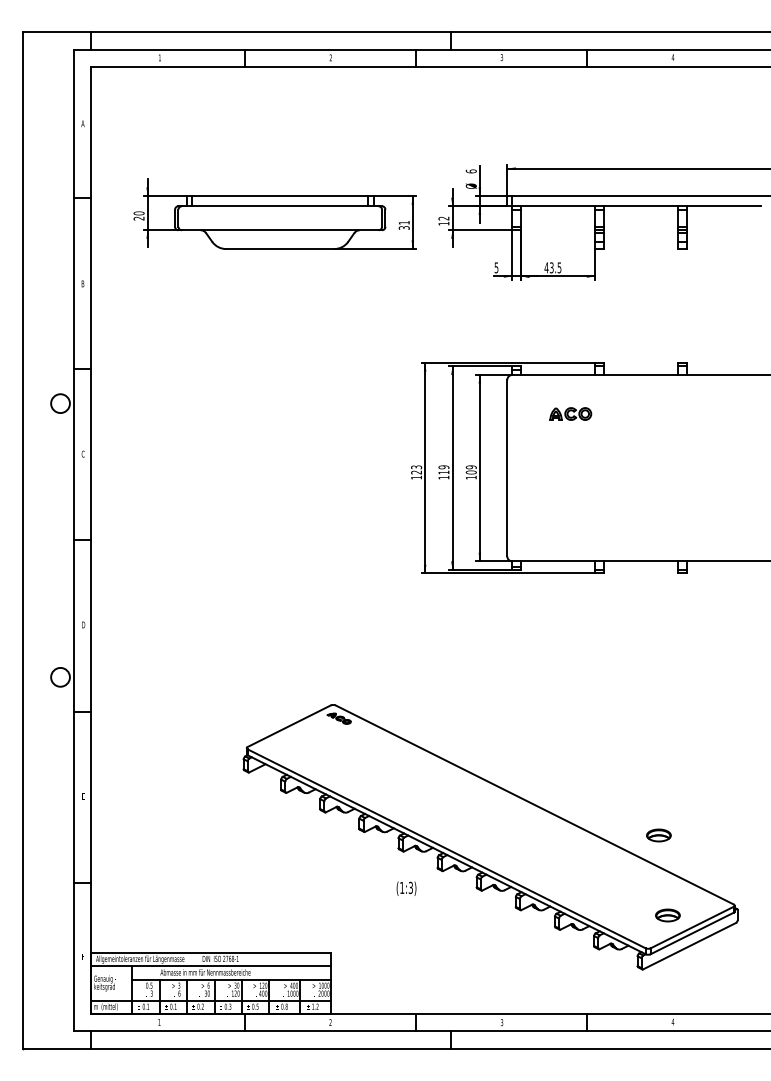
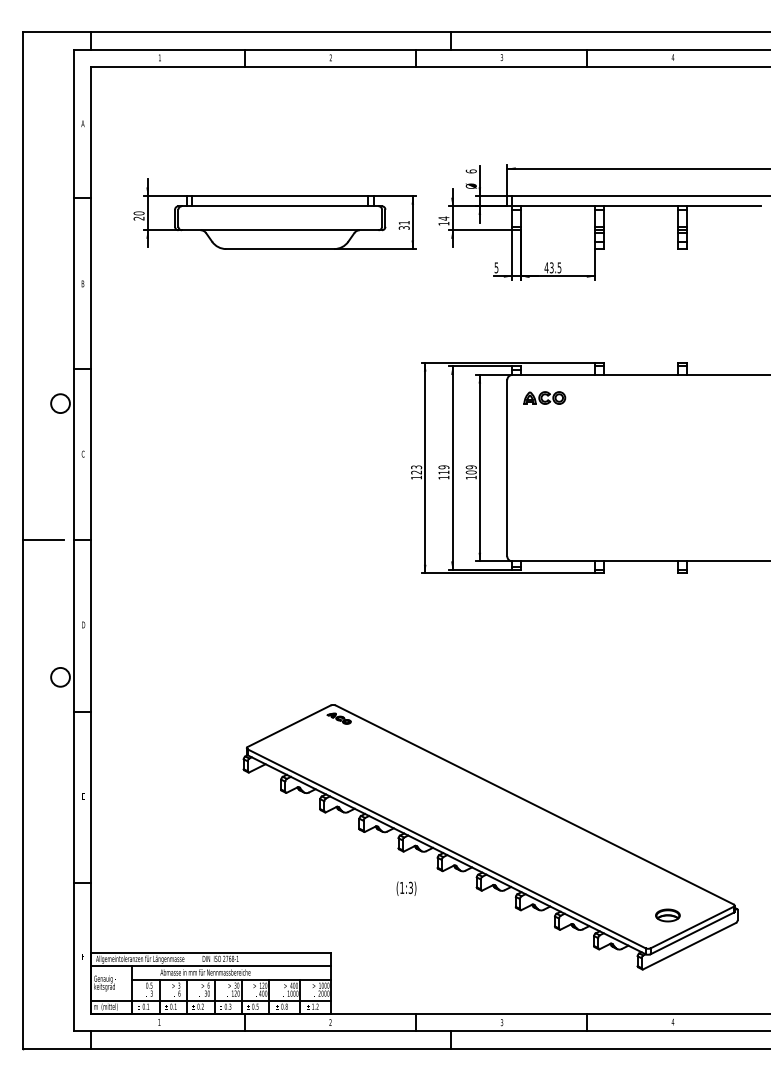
text: 12 -> 14 (443, 218)
part position: (570, 413) -> (544, 397) (544, 397)
line: none -> present (42, 540)
part: present -> none (658, 835)
